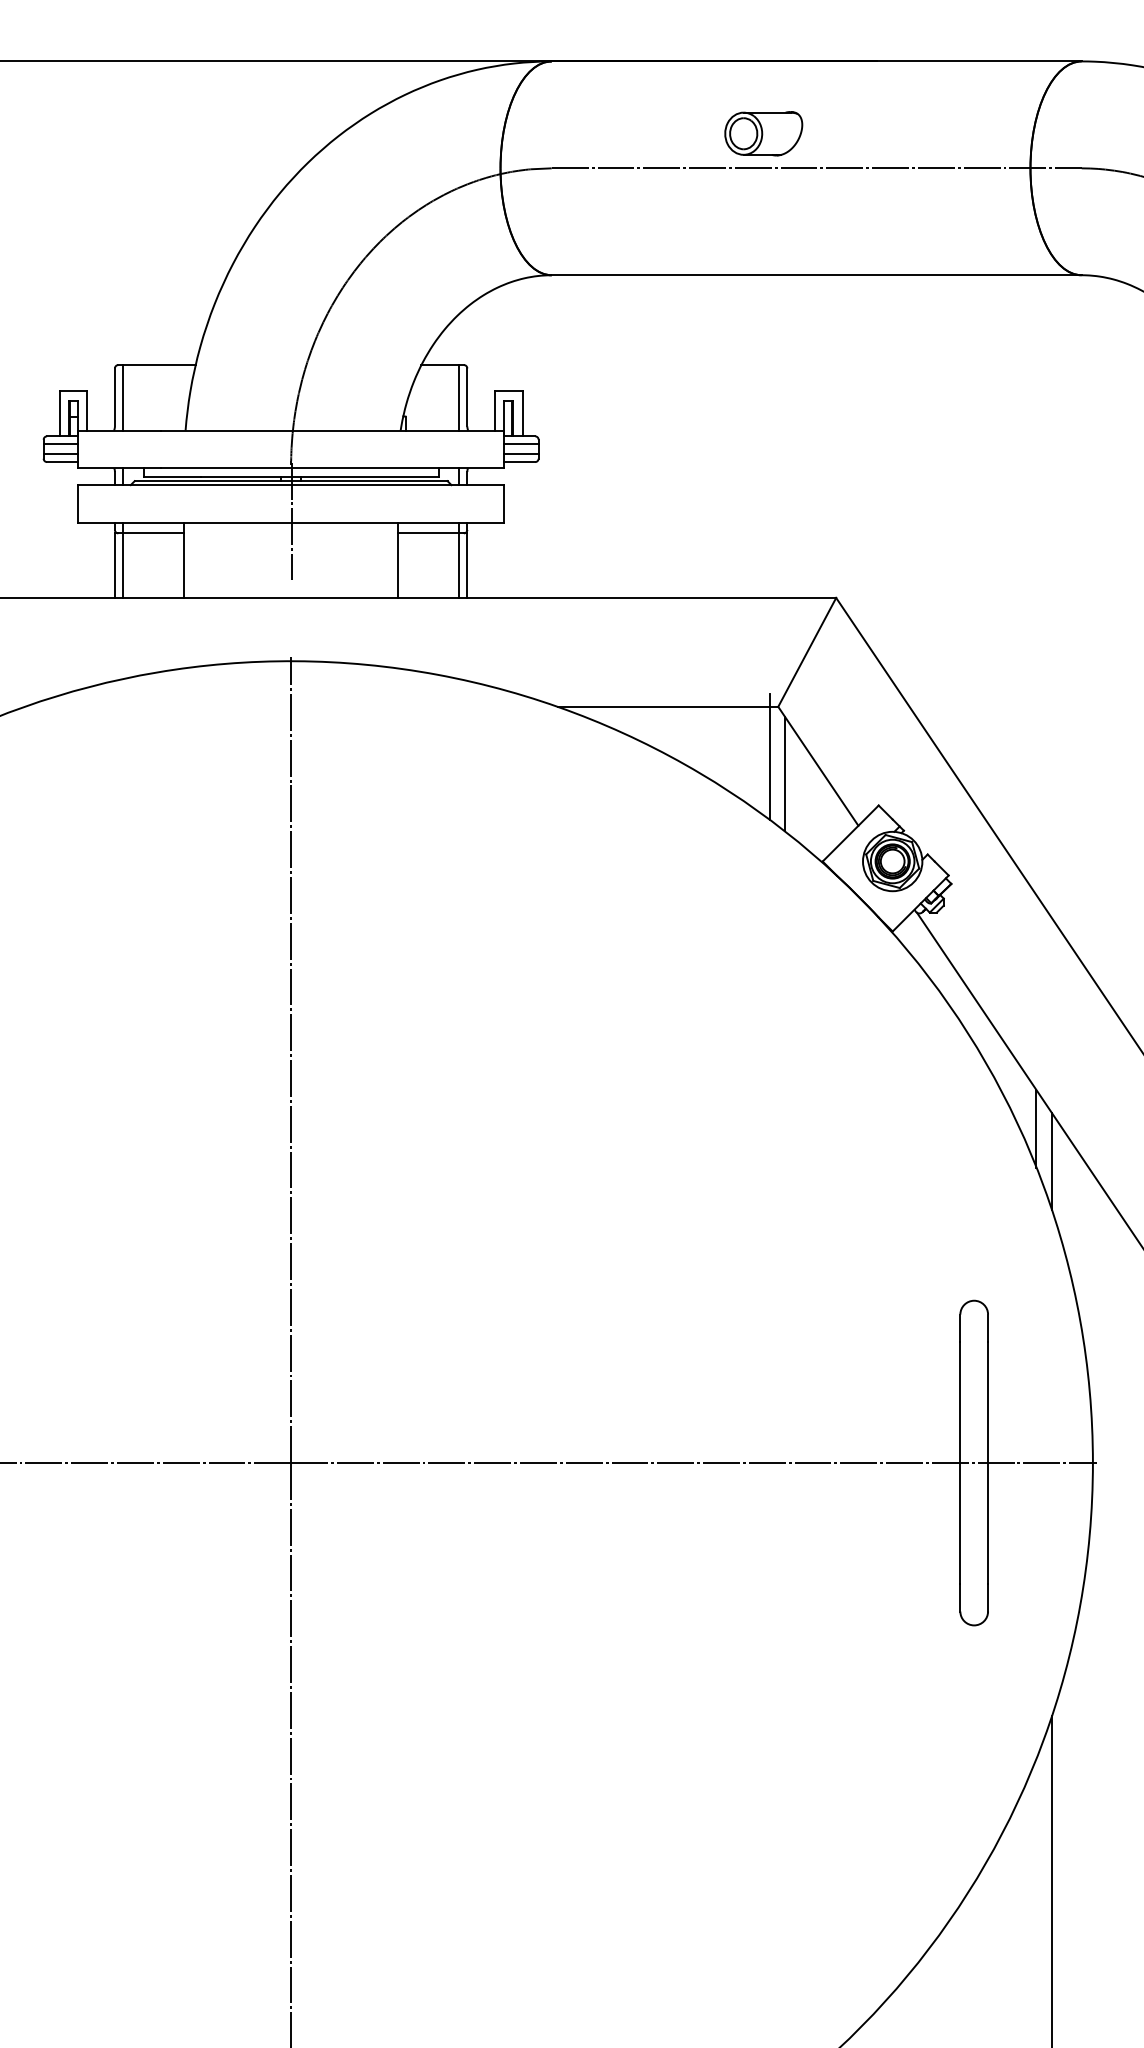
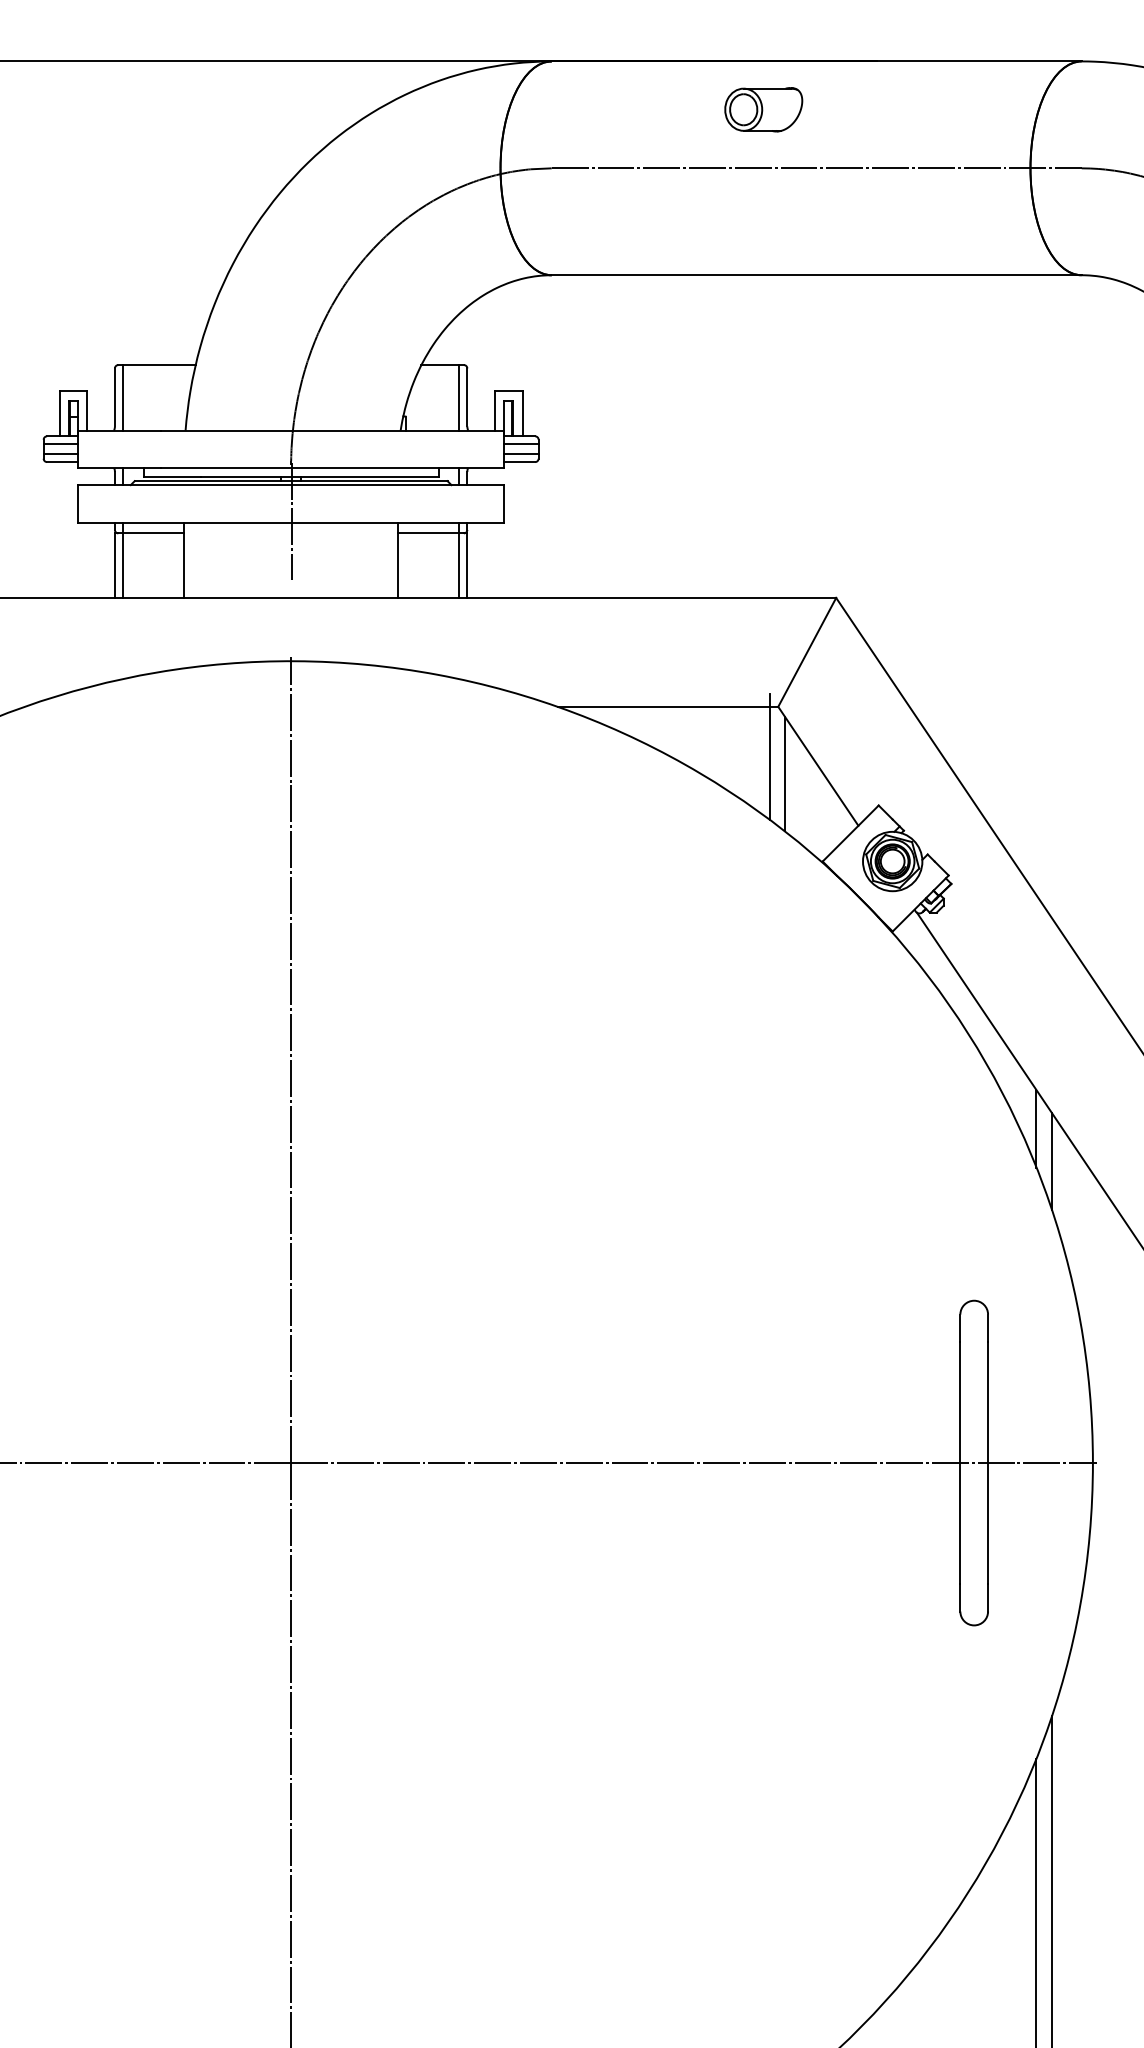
part position: (763, 133) -> (763, 109) (763, 109)
line: none -> present (1036, 1901)
